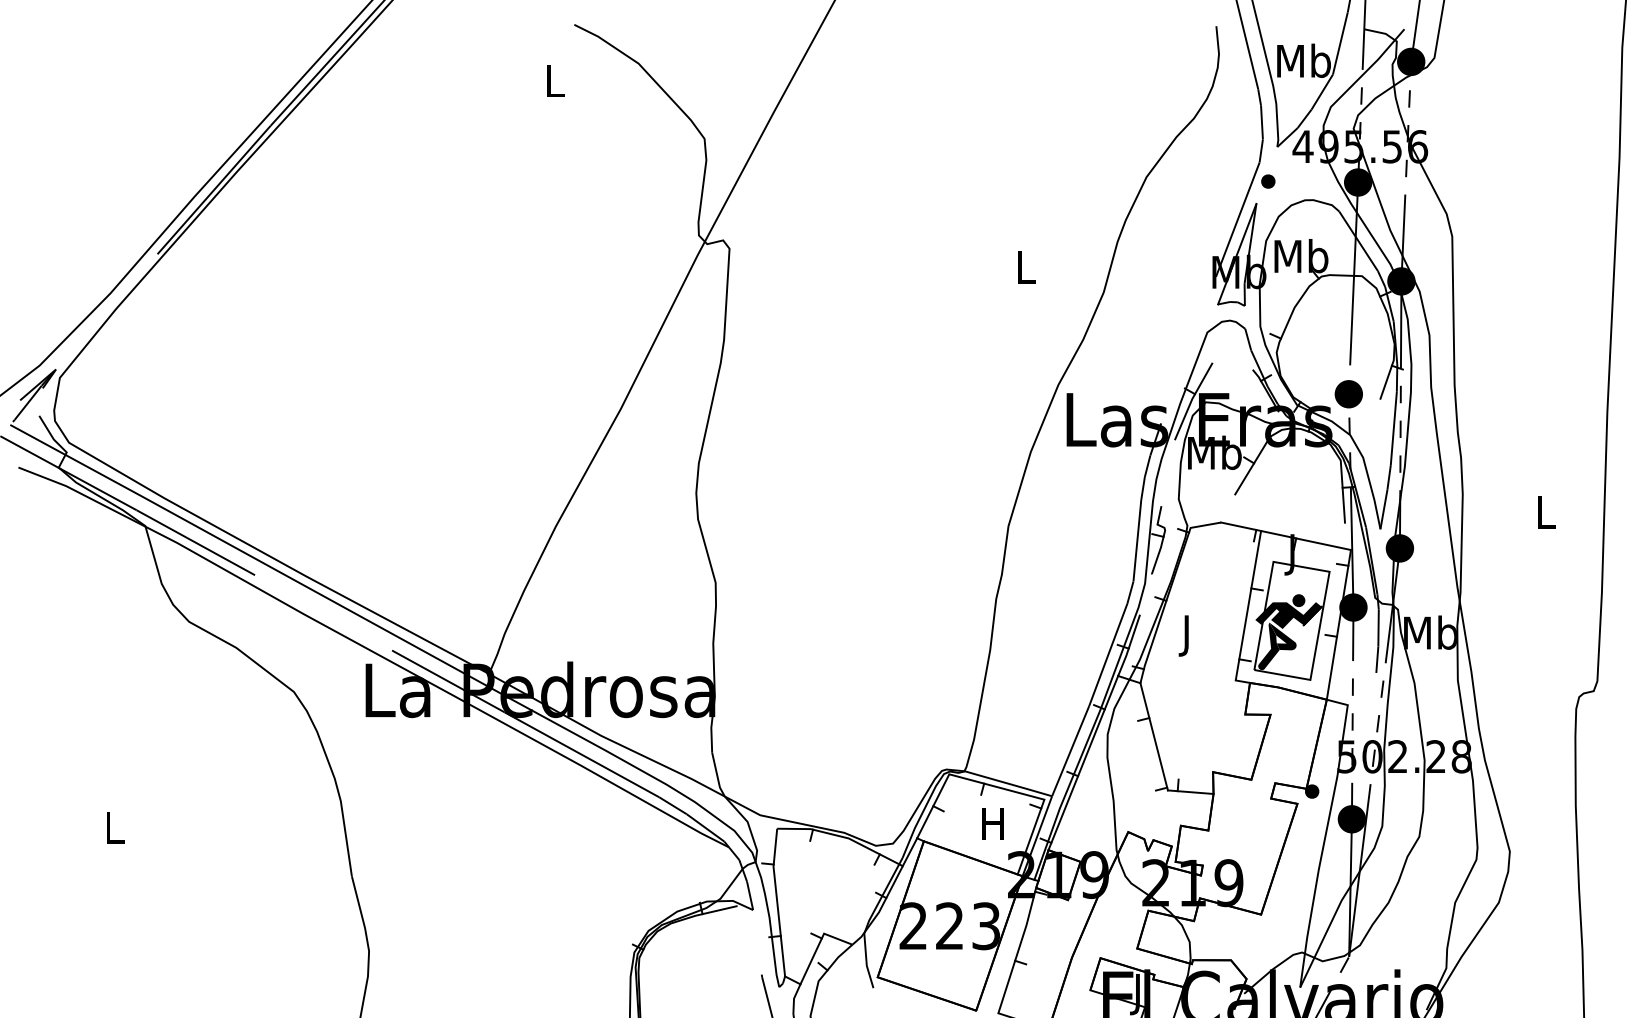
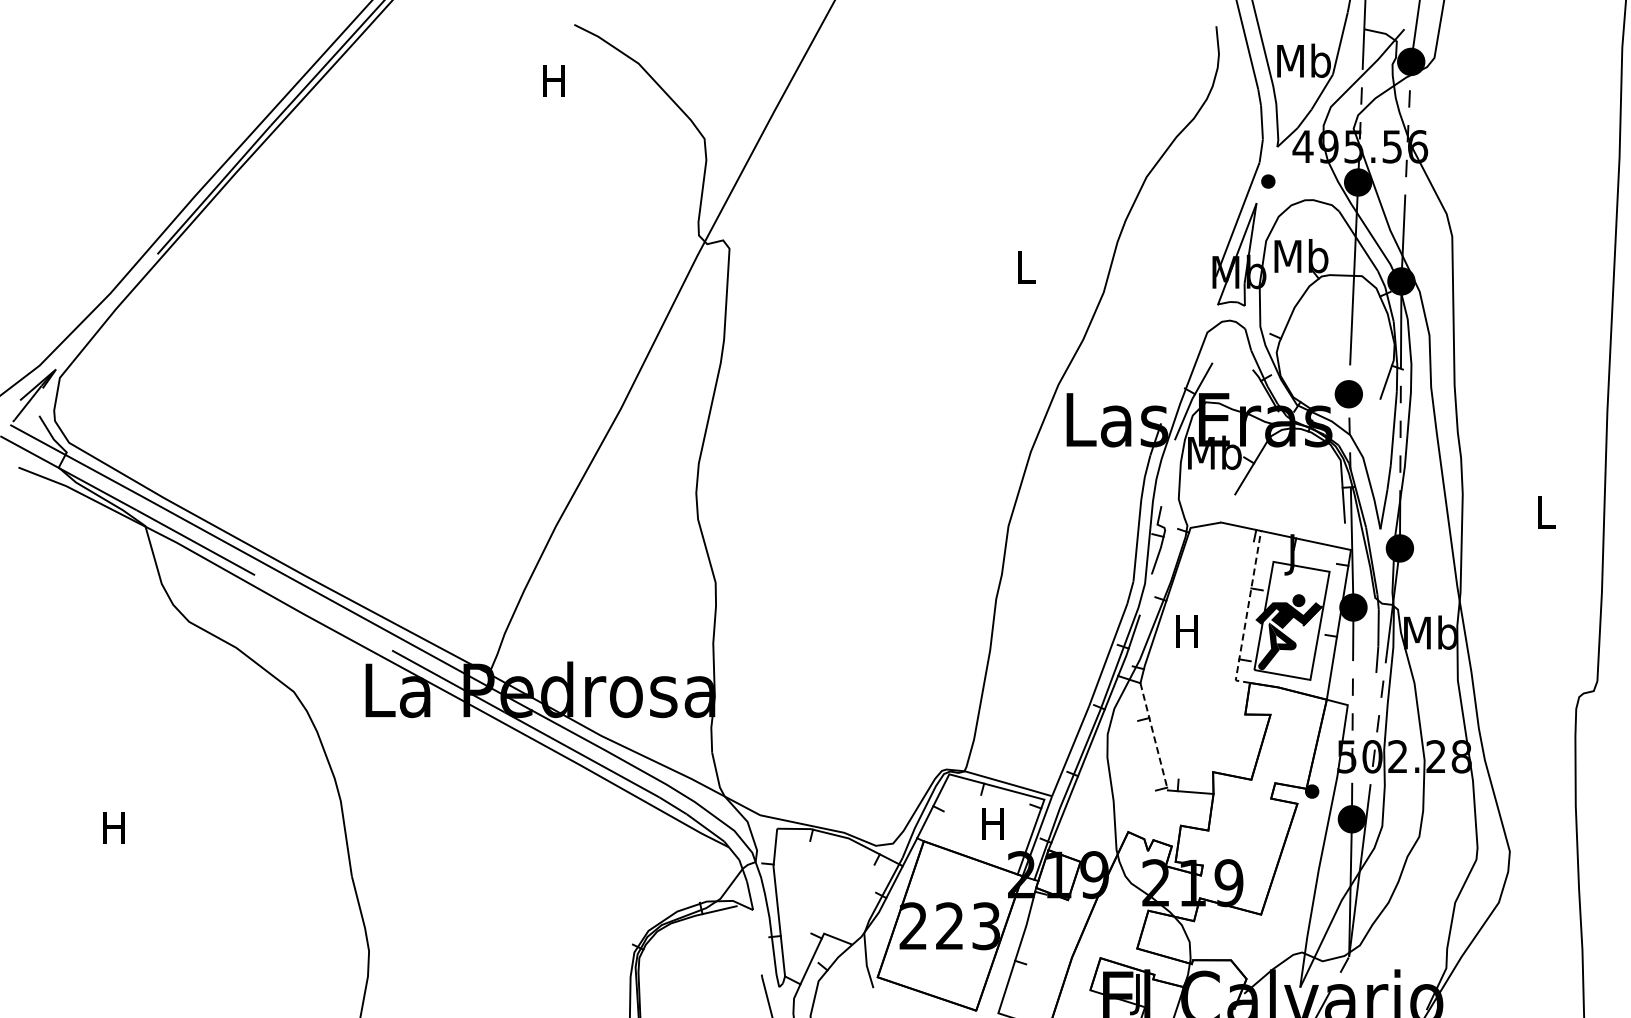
text: L -> H (553, 80)
line: solid -> dashed (1247, 613)
text: J -> H (1186, 635)
line: solid -> dashed (1154, 737)
text: L -> H (113, 827)
